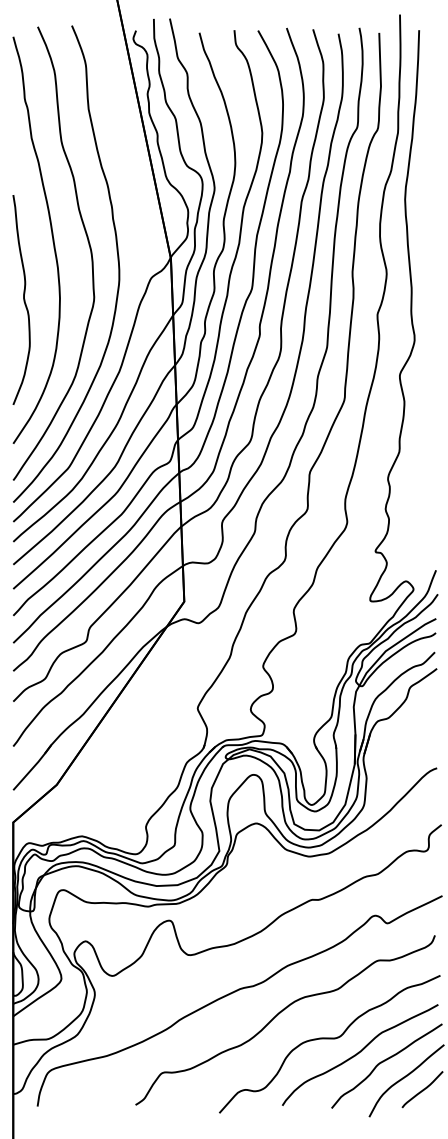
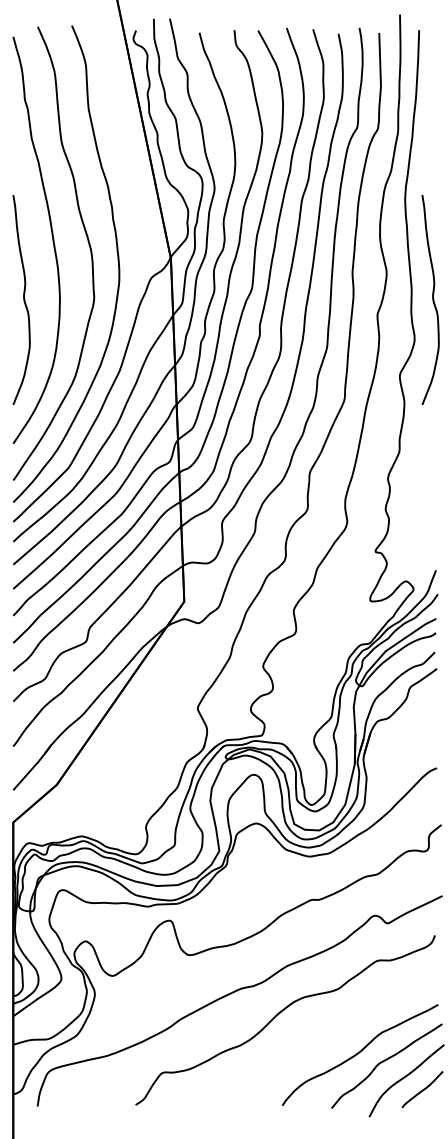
curve: none -> present (432, 299)
curve: present -> none (329, 1039)
